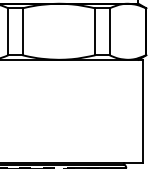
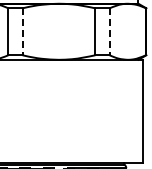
line: solid -> dashed (22, 32)
line: solid -> dashed (109, 32)
